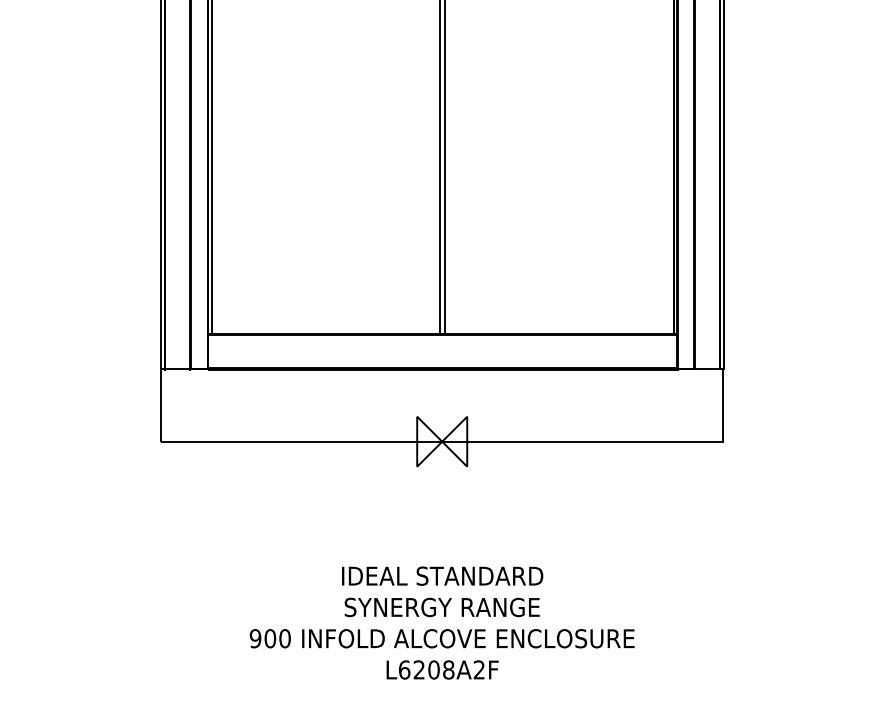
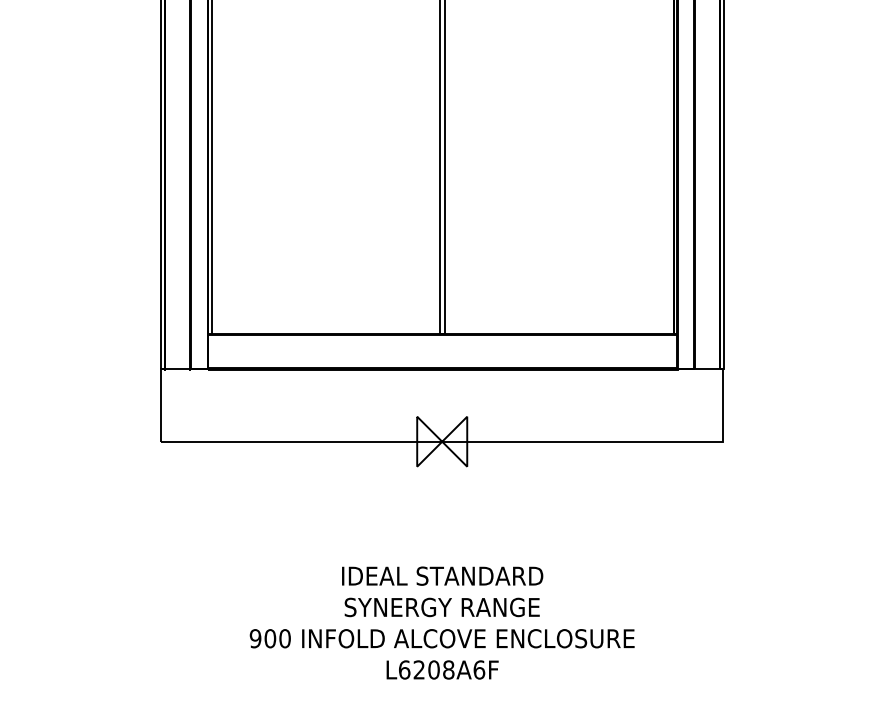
text: L6208A2F -> L6208A6F (479, 669)
